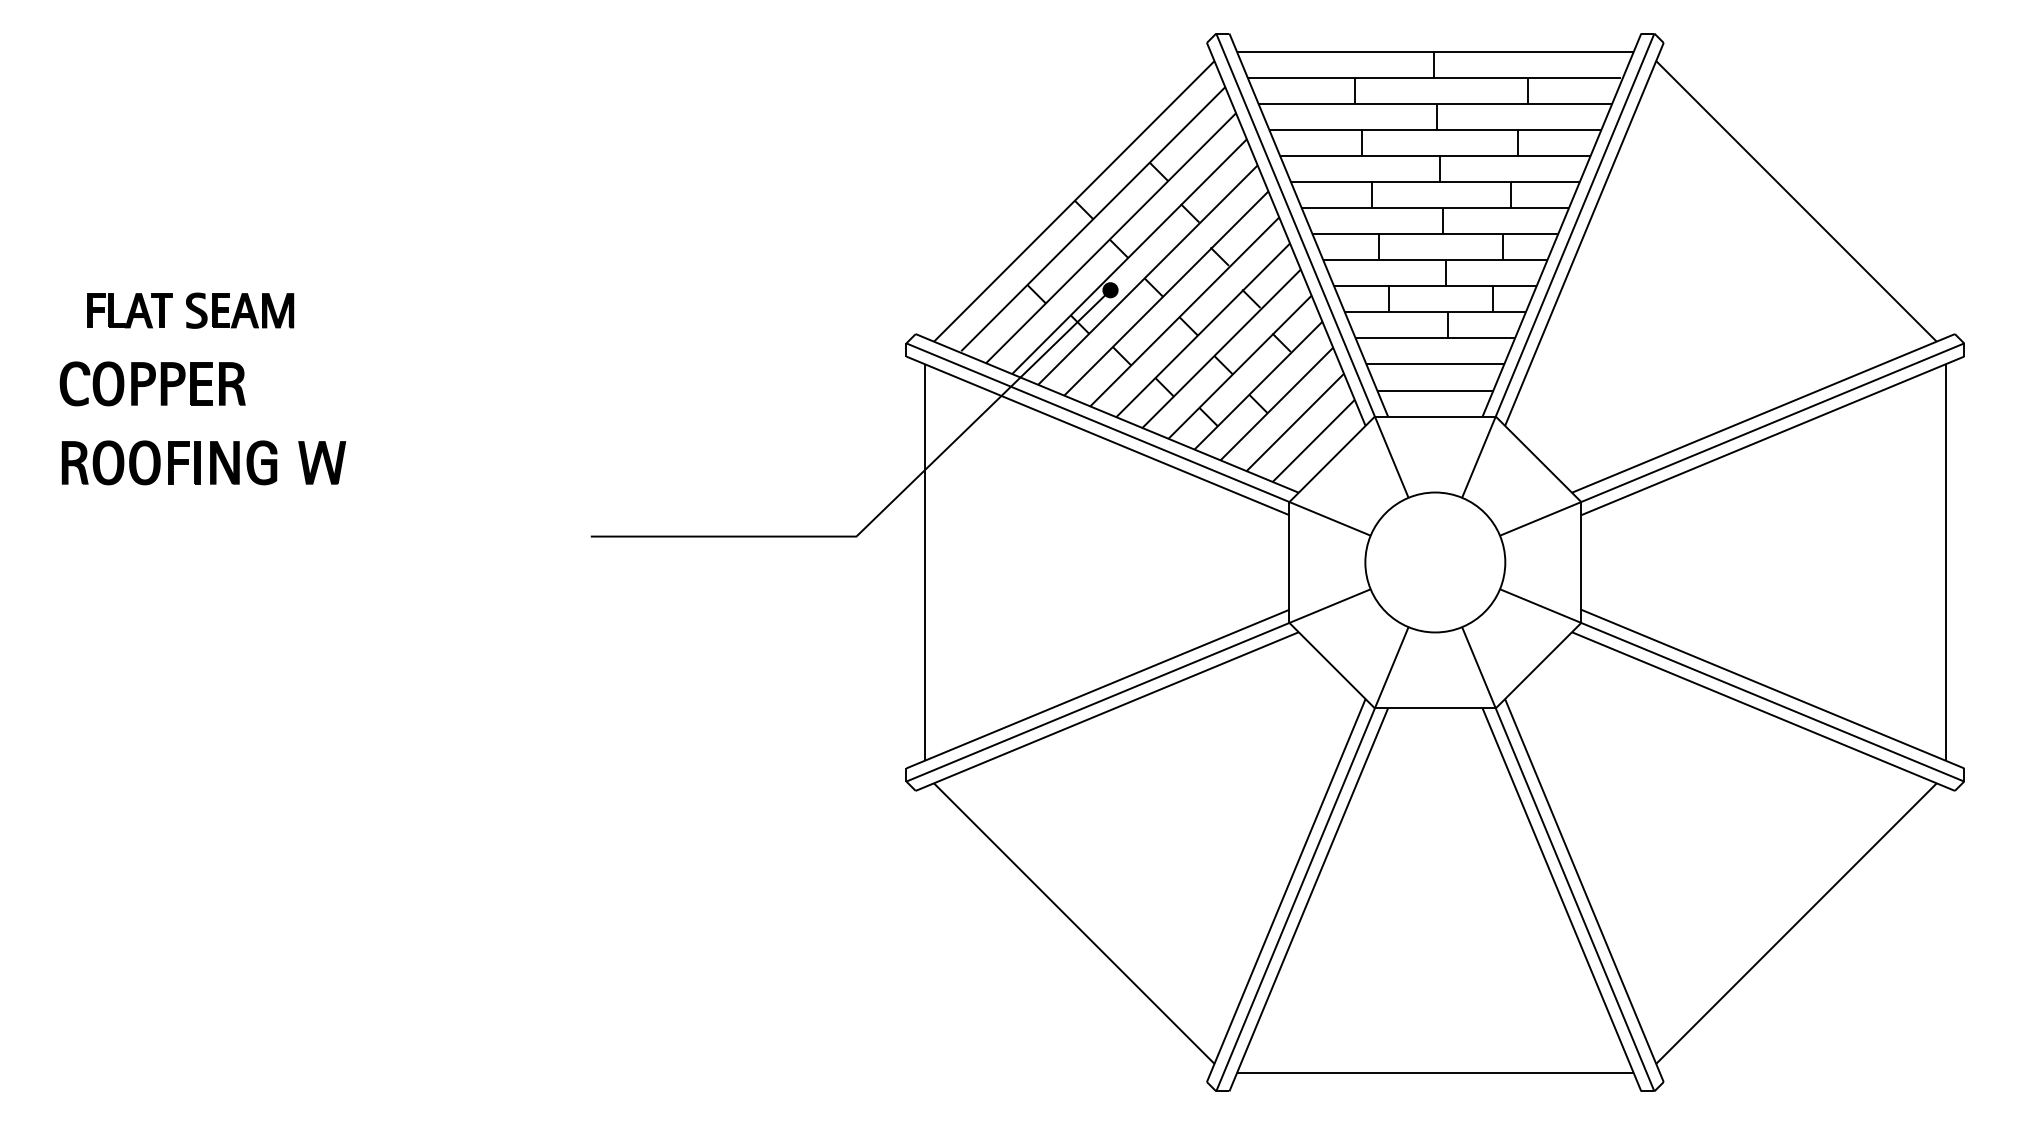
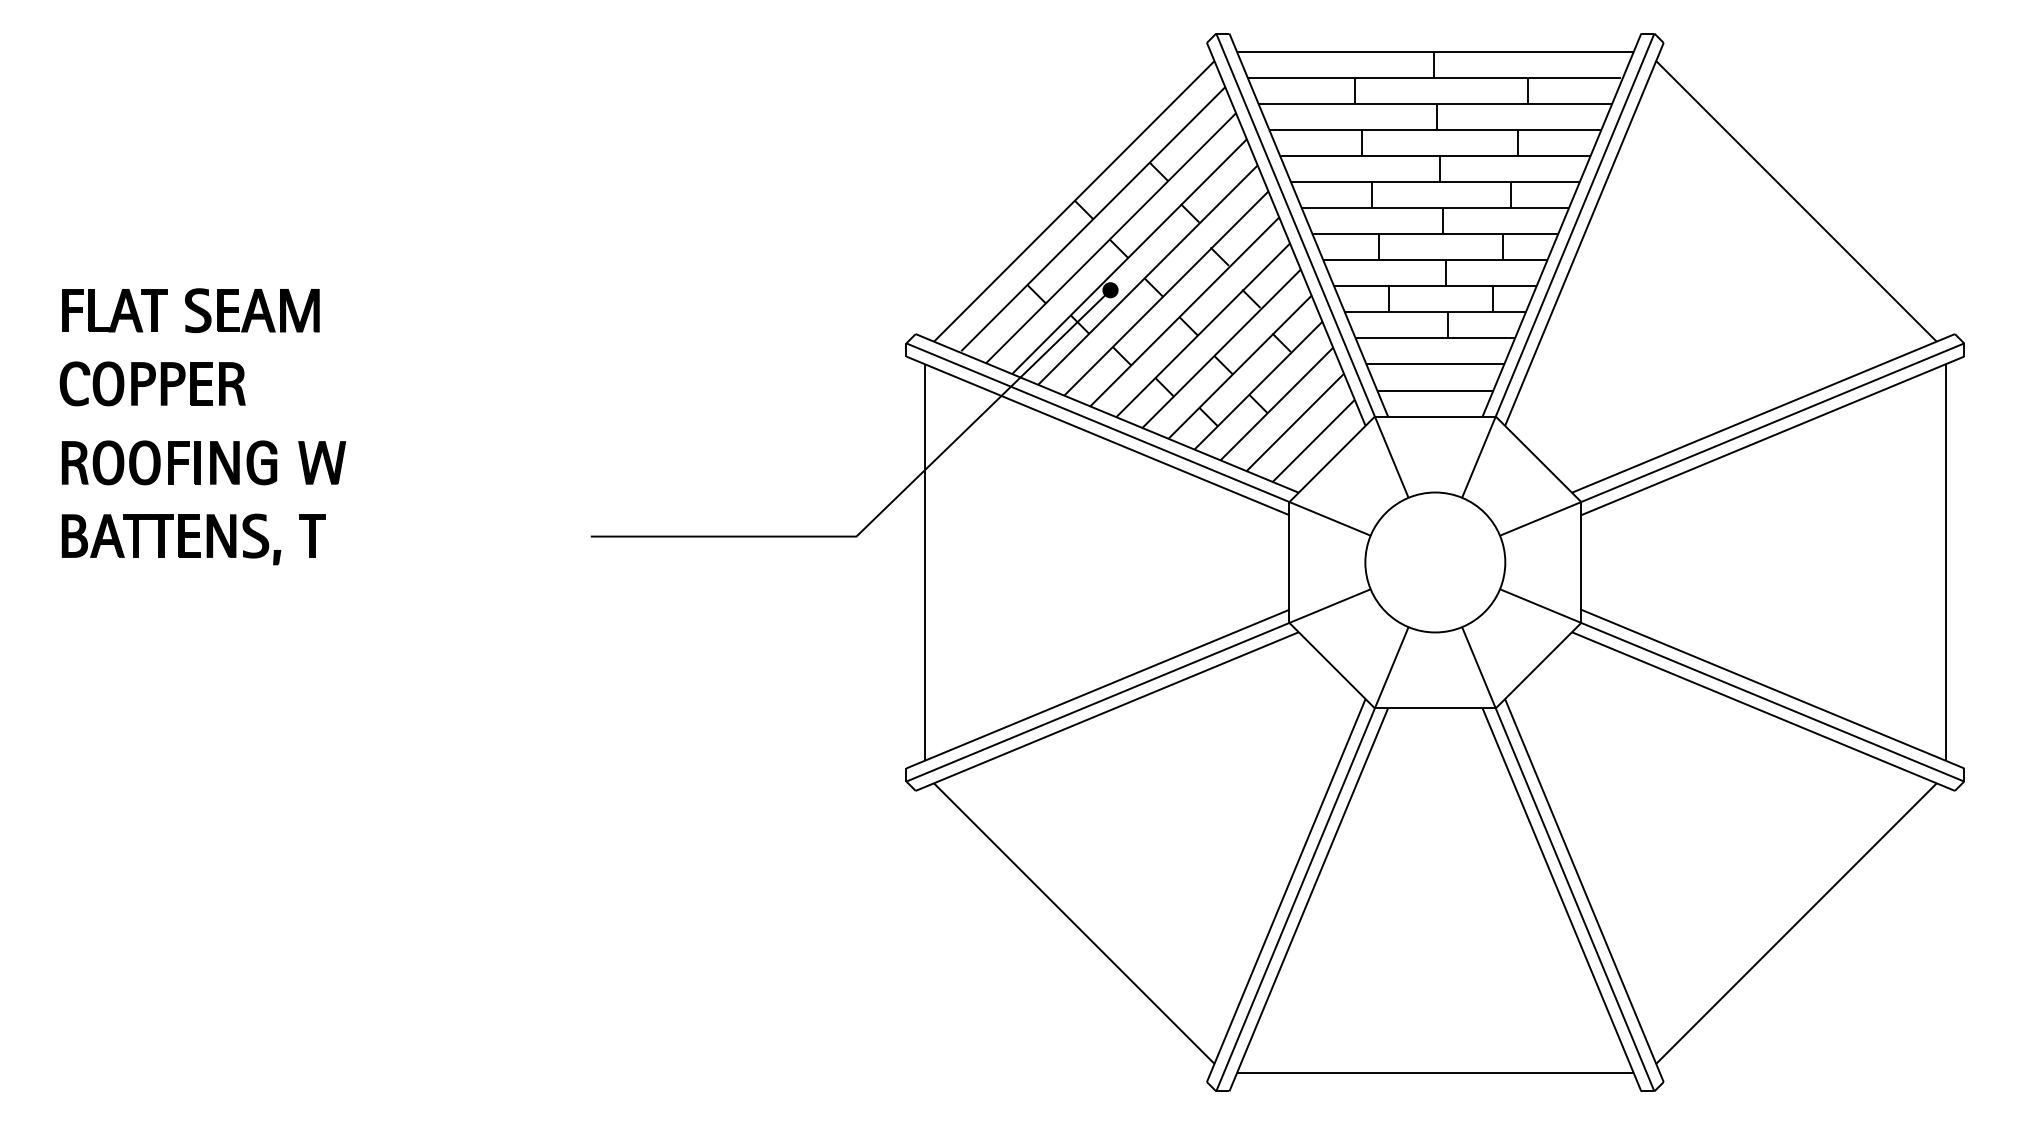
part size: 208x37 px -> 258x46 px (190, 310)
part: none -> present (193, 539)
